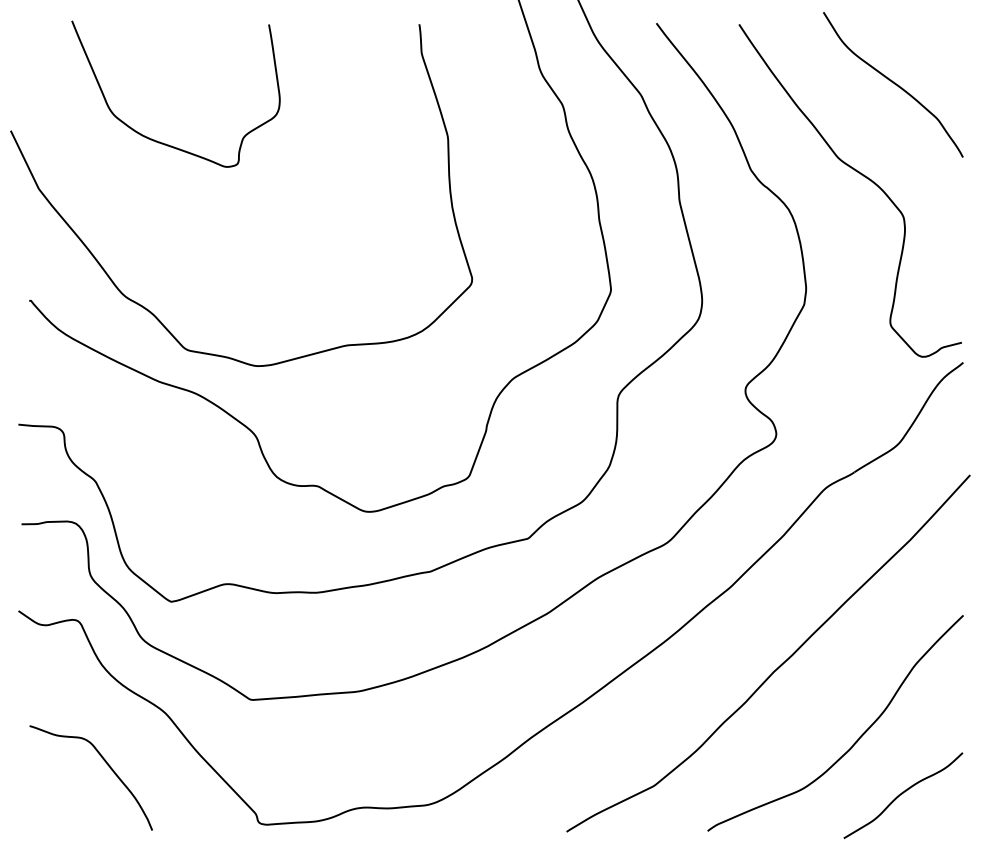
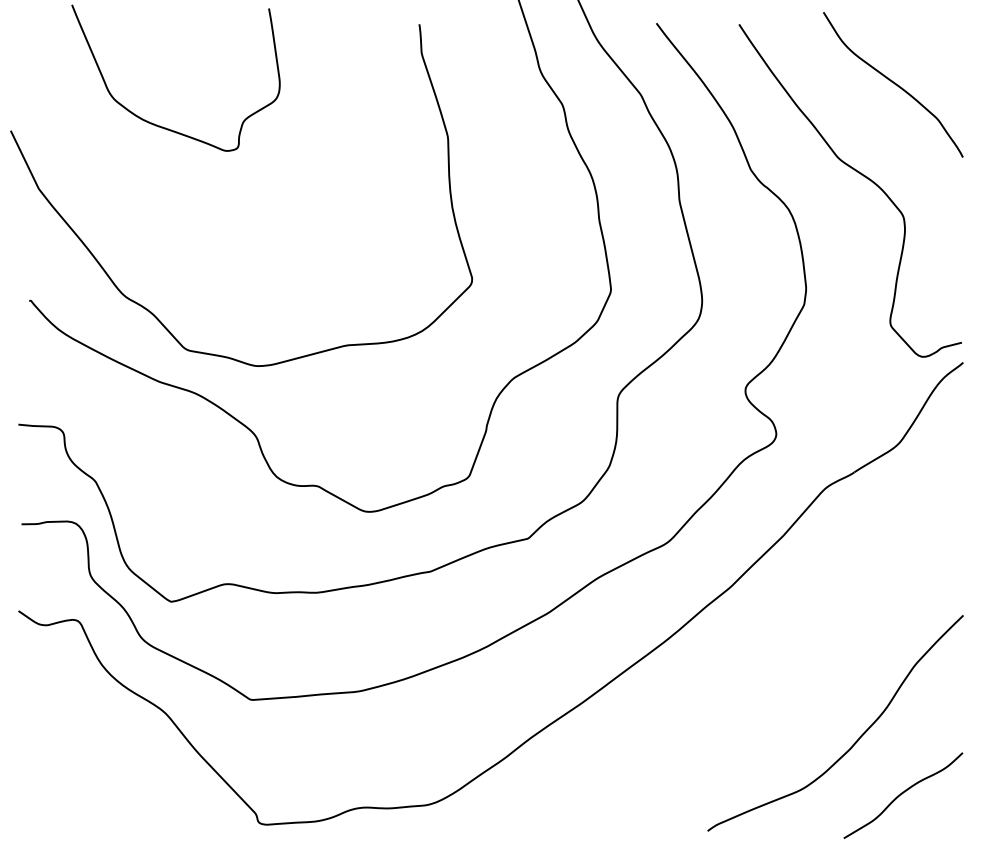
curve position: (157, 140) -> (157, 124) (157, 124)
curve: present -> none (780, 664)
curve: present -> none (106, 764)
